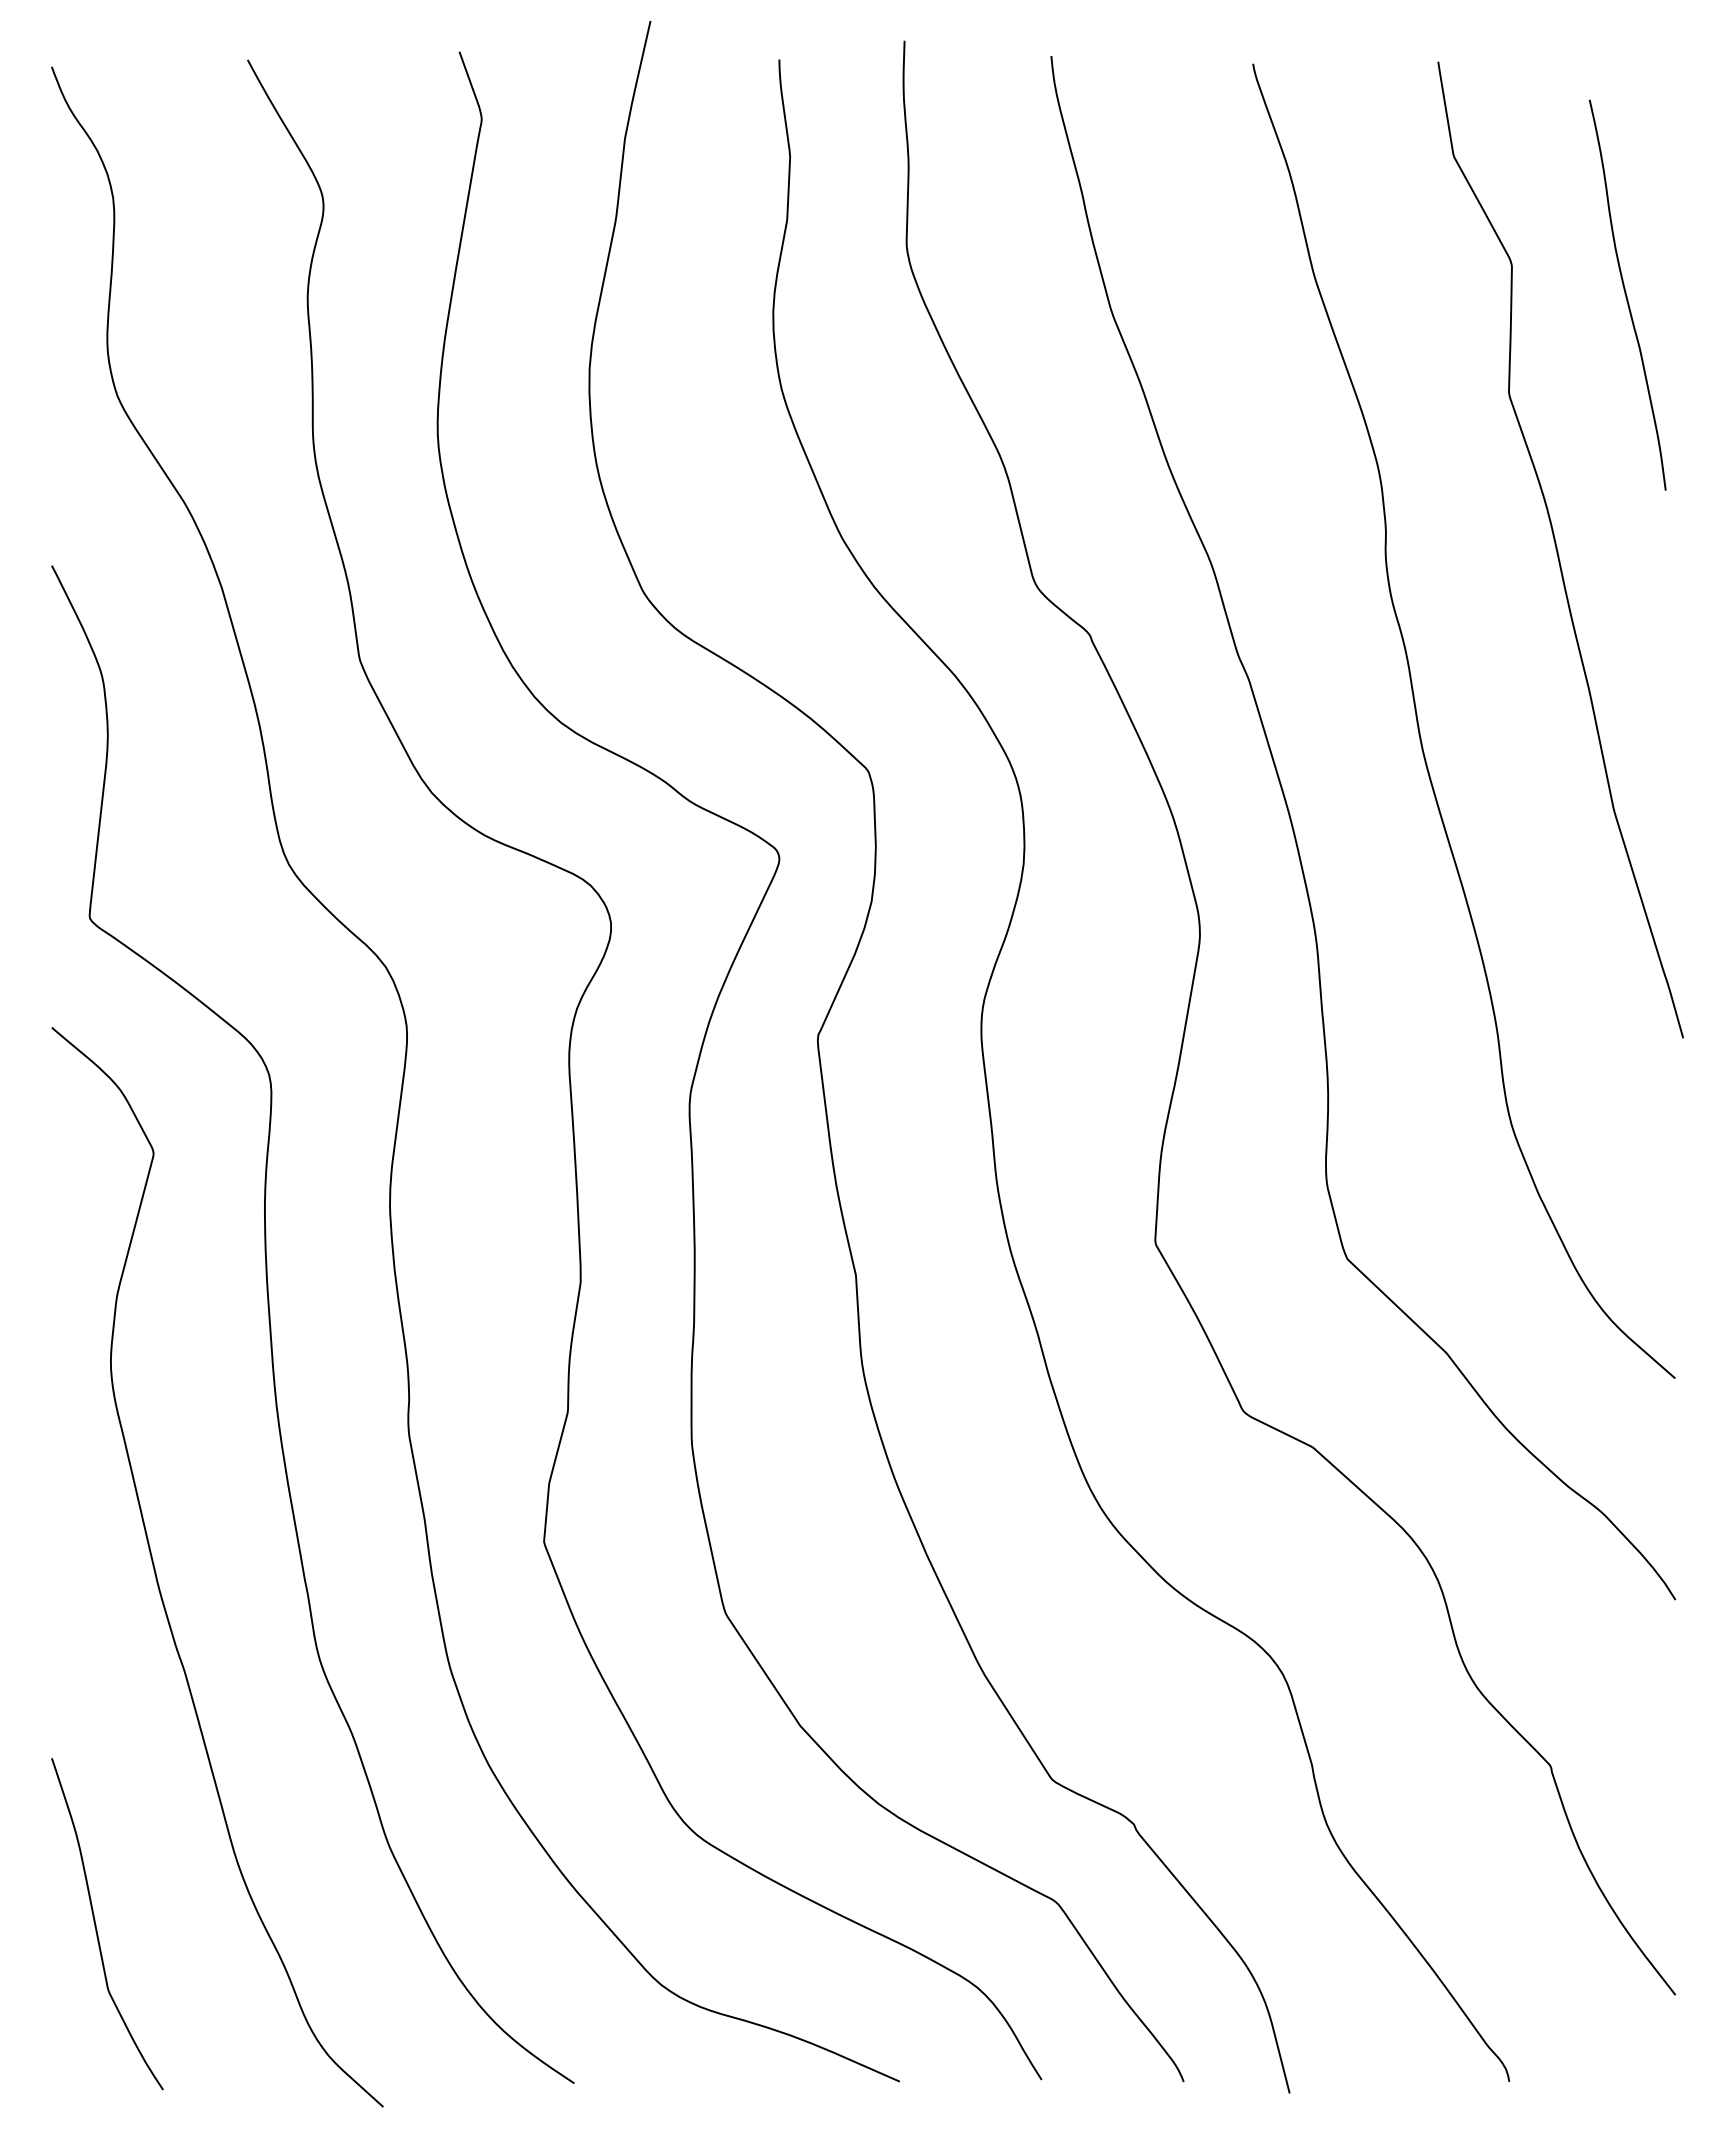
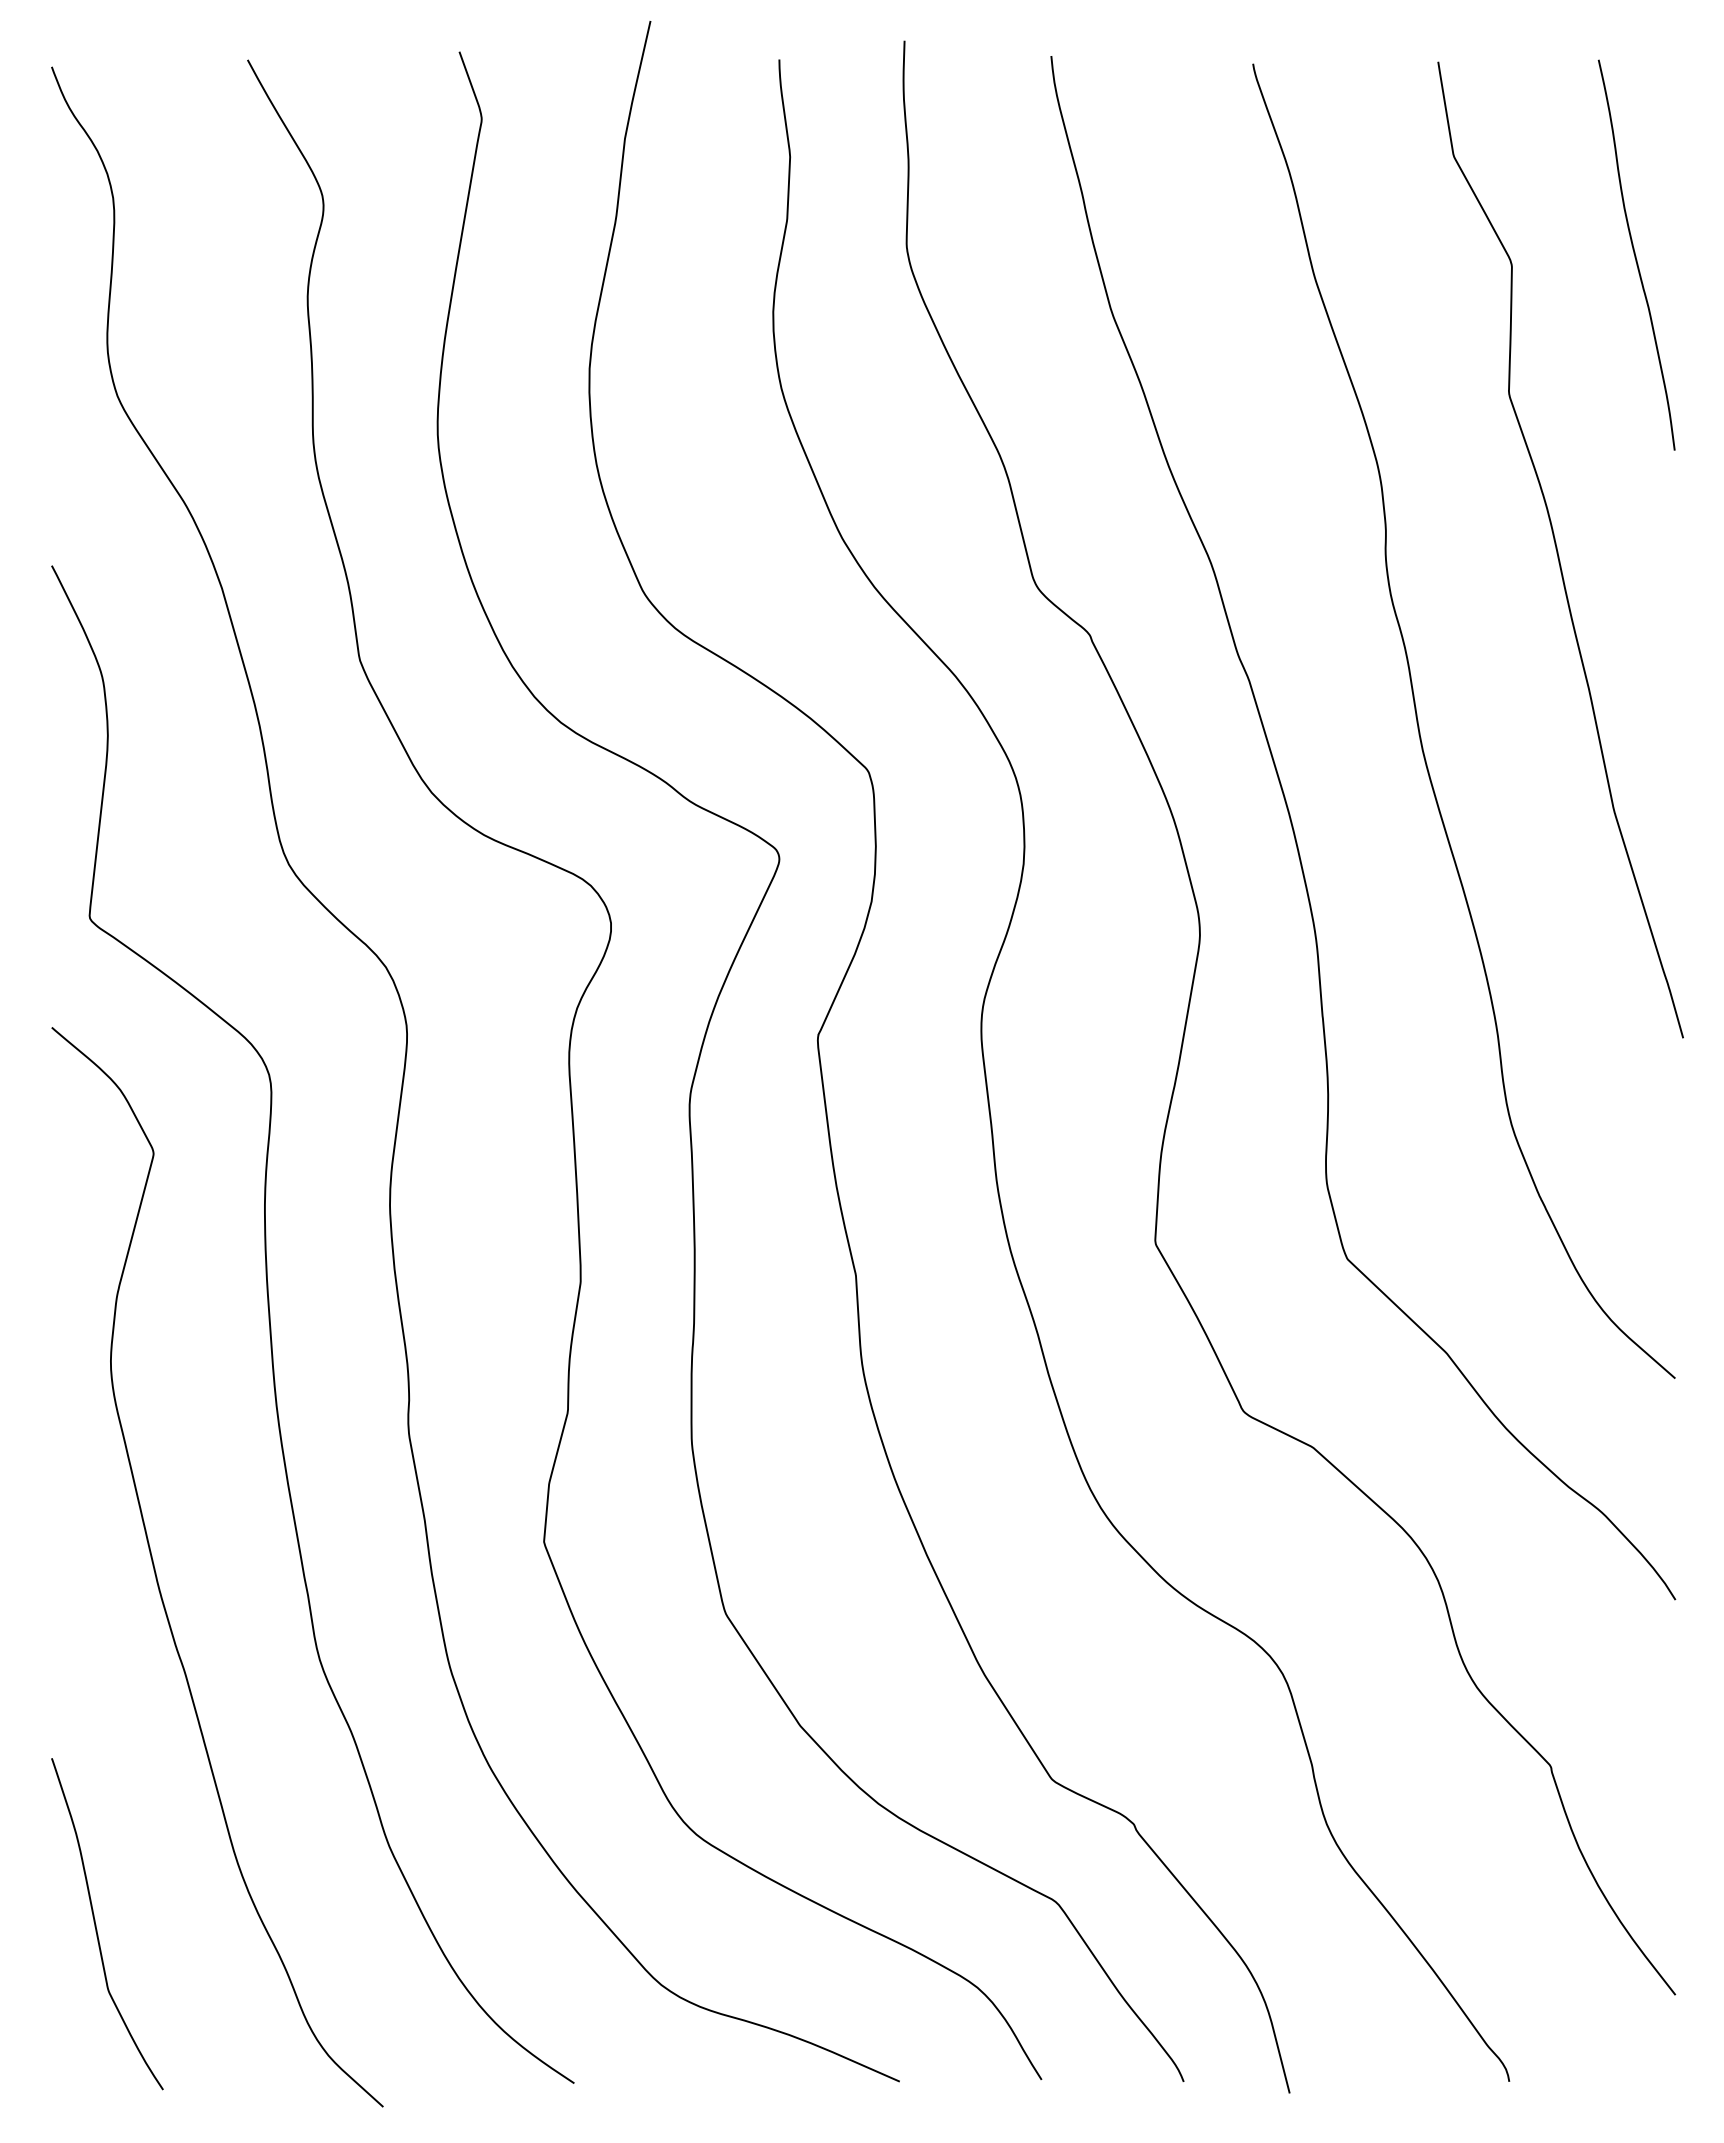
curve position: (1626, 294) -> (1635, 254) (1635, 254)
